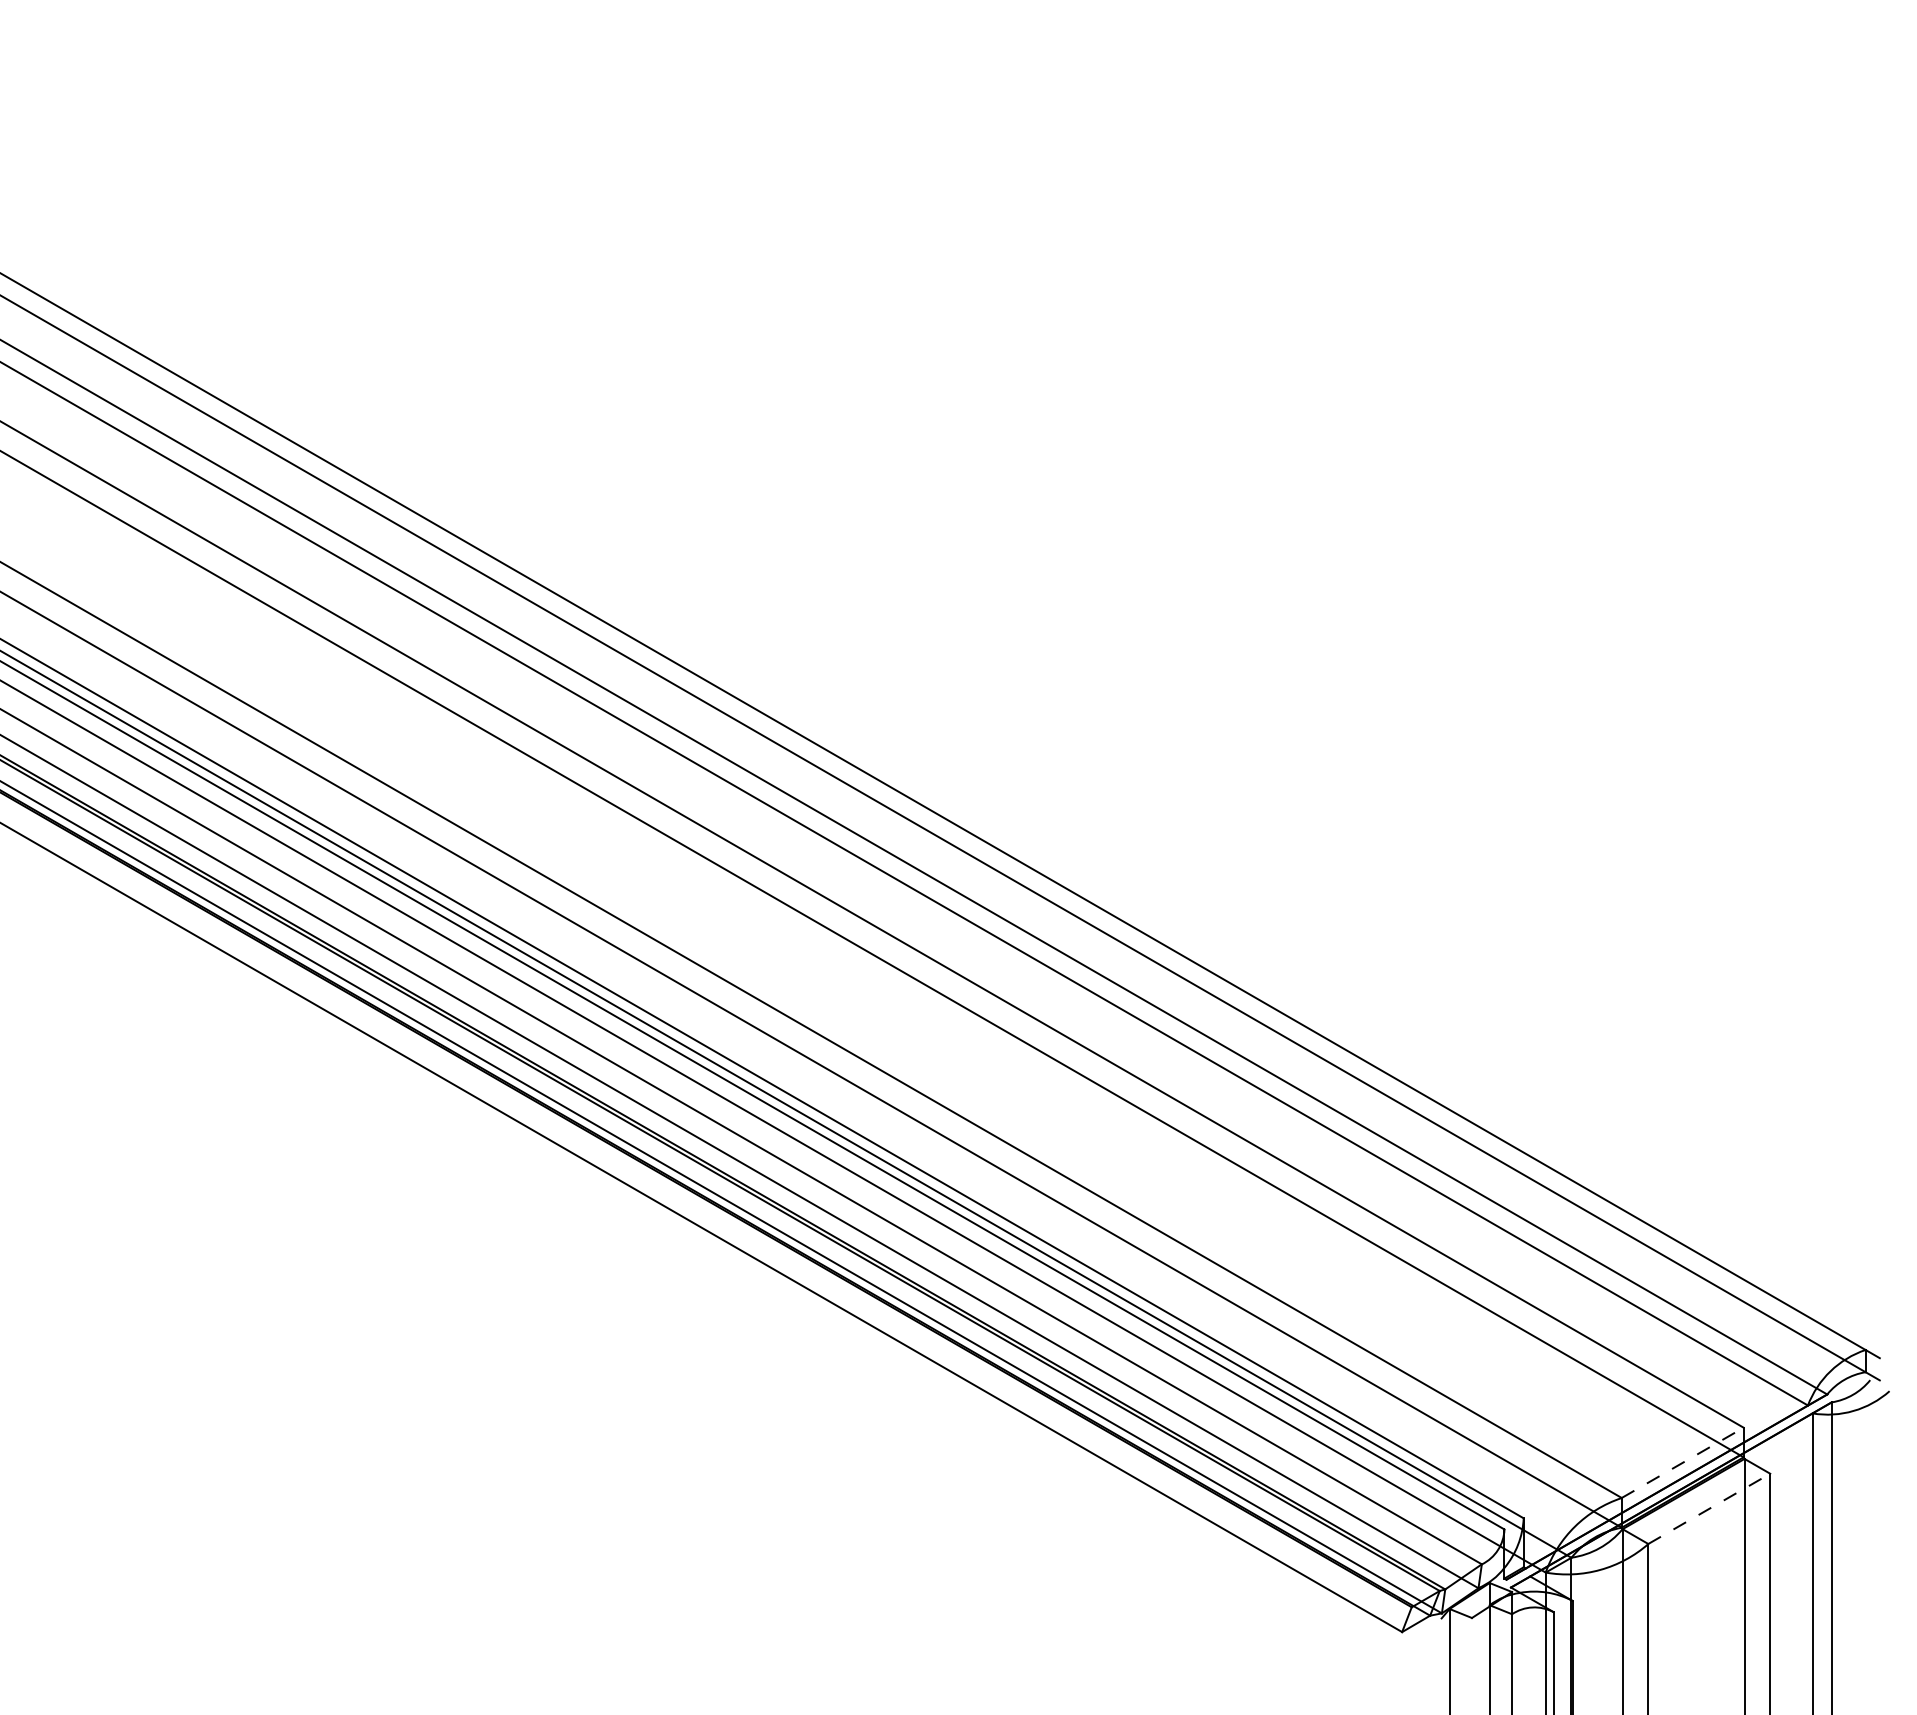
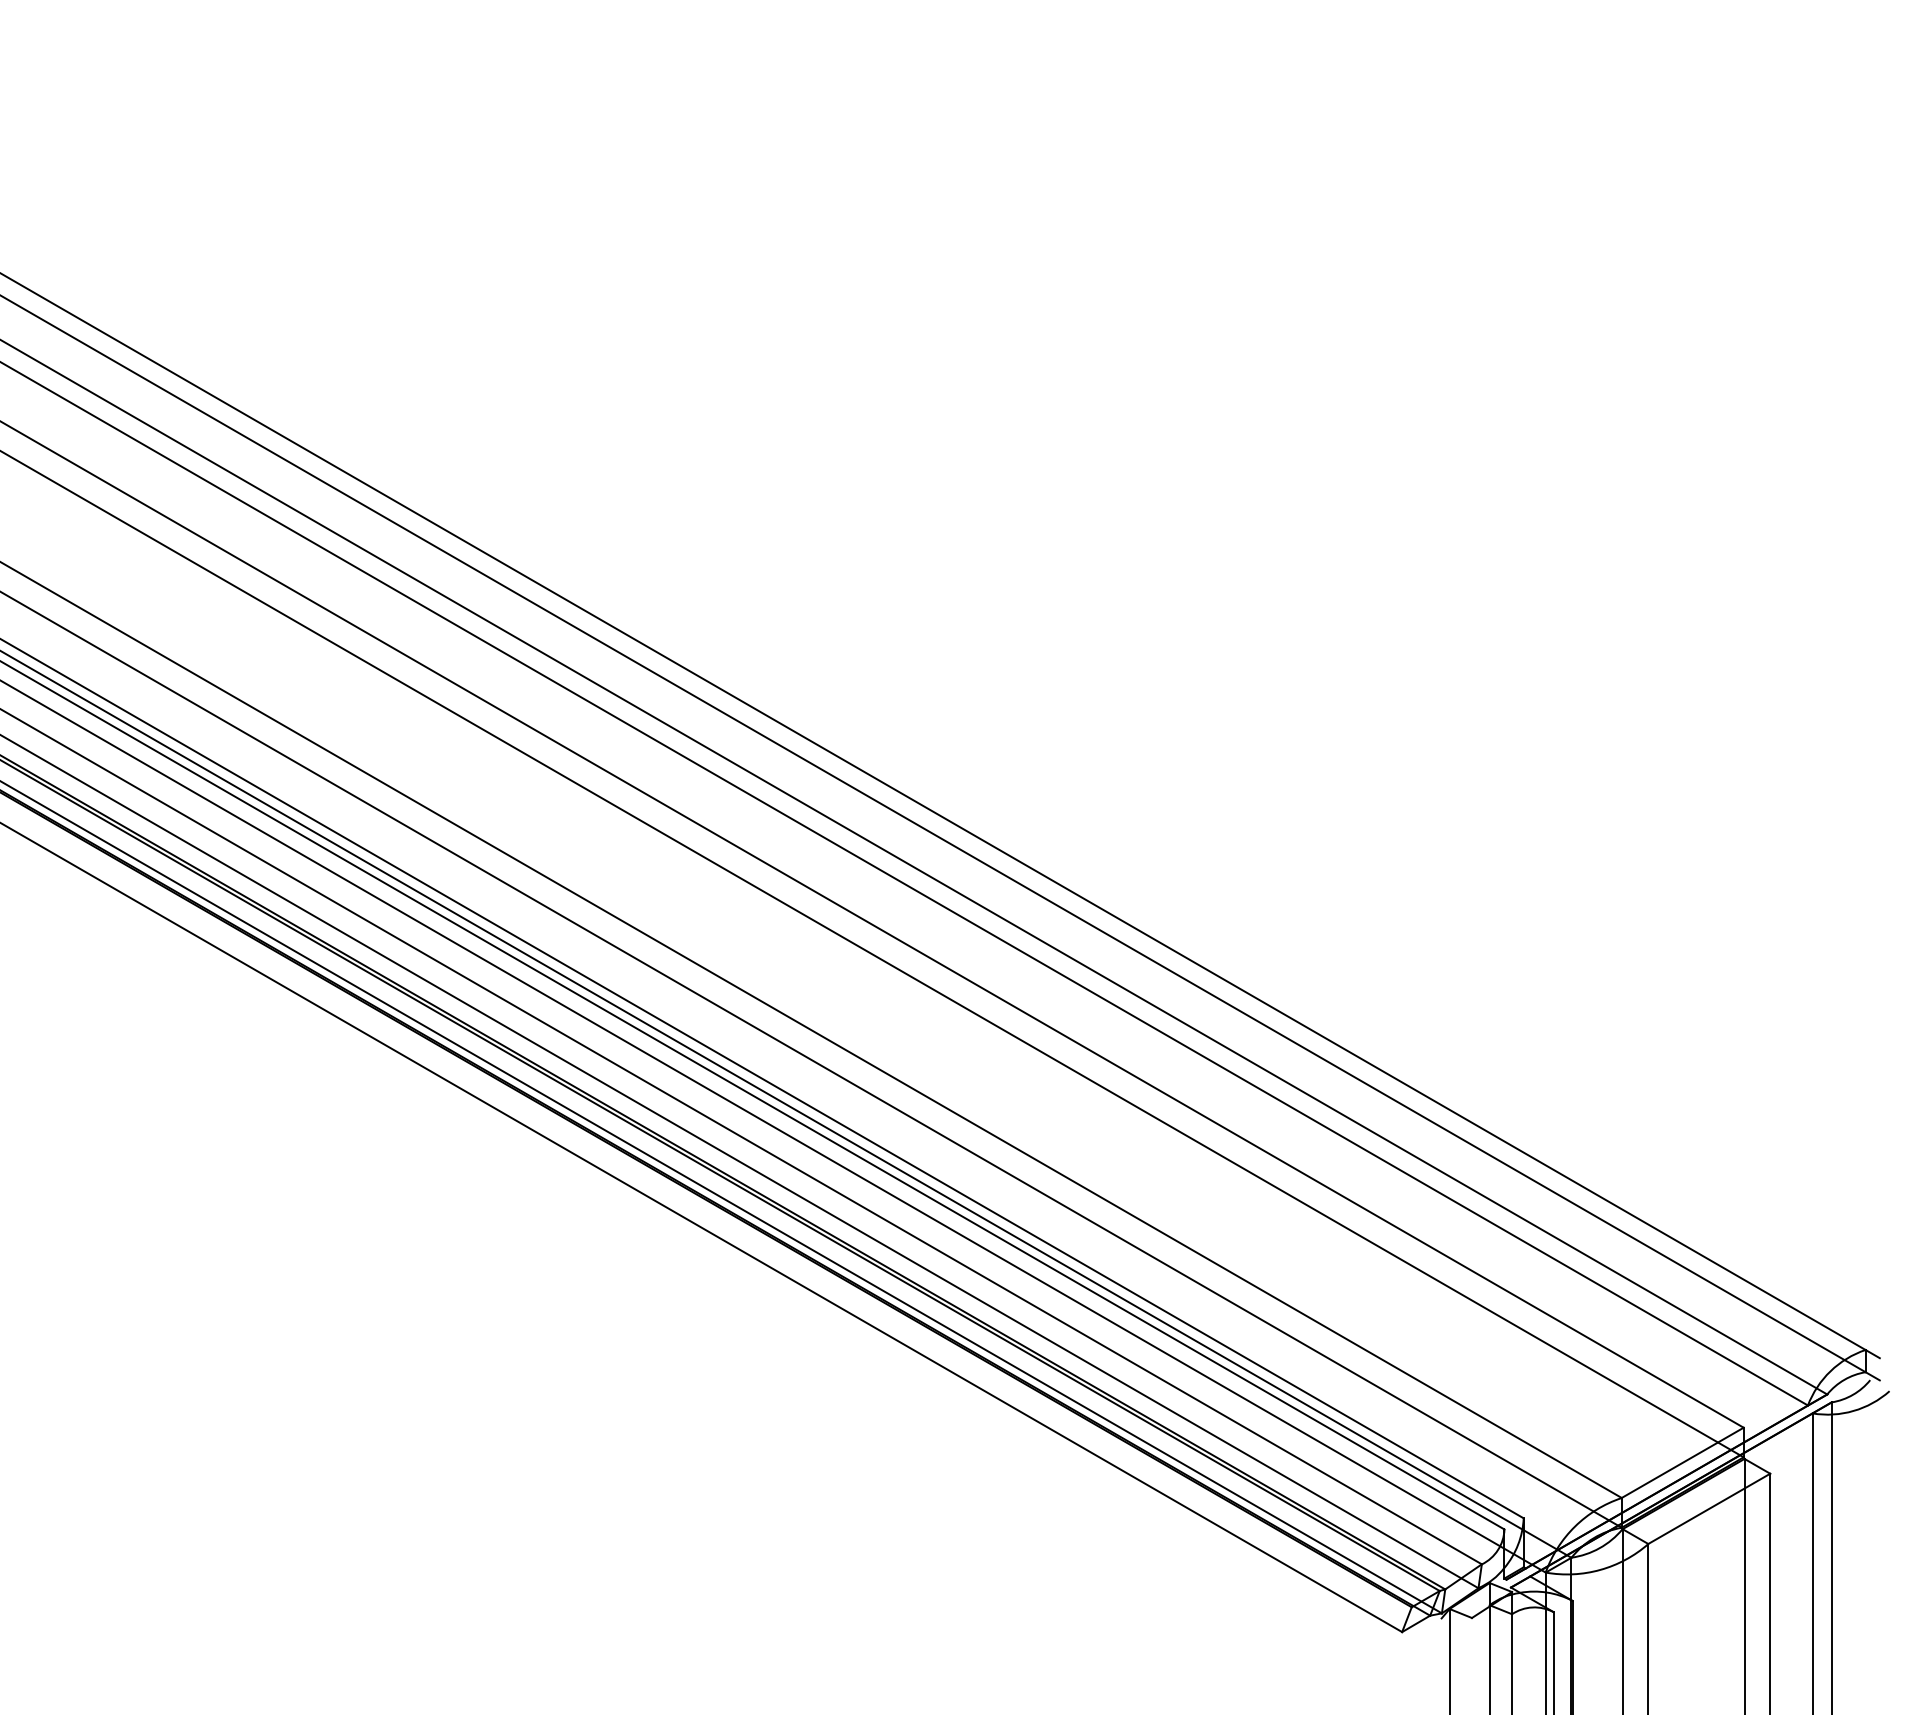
line: dashed -> solid (1683, 1462)
line: dashed -> solid (1709, 1508)
